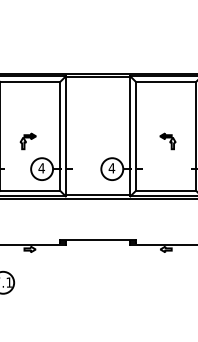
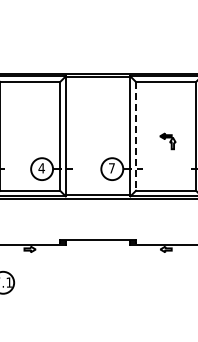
line: solid -> dashed (136, 136)
part: present -> none (27, 141)
text: 4 -> 7 (111, 168)
